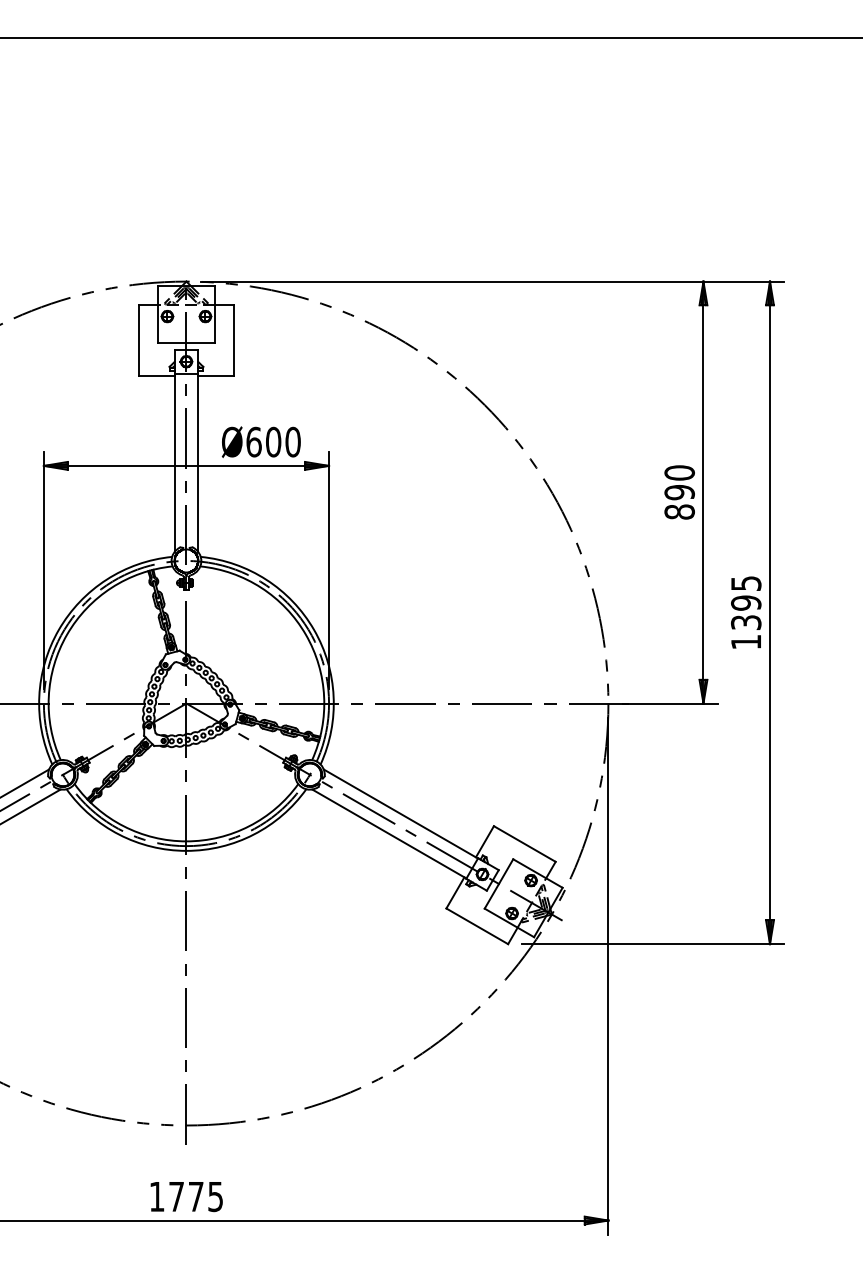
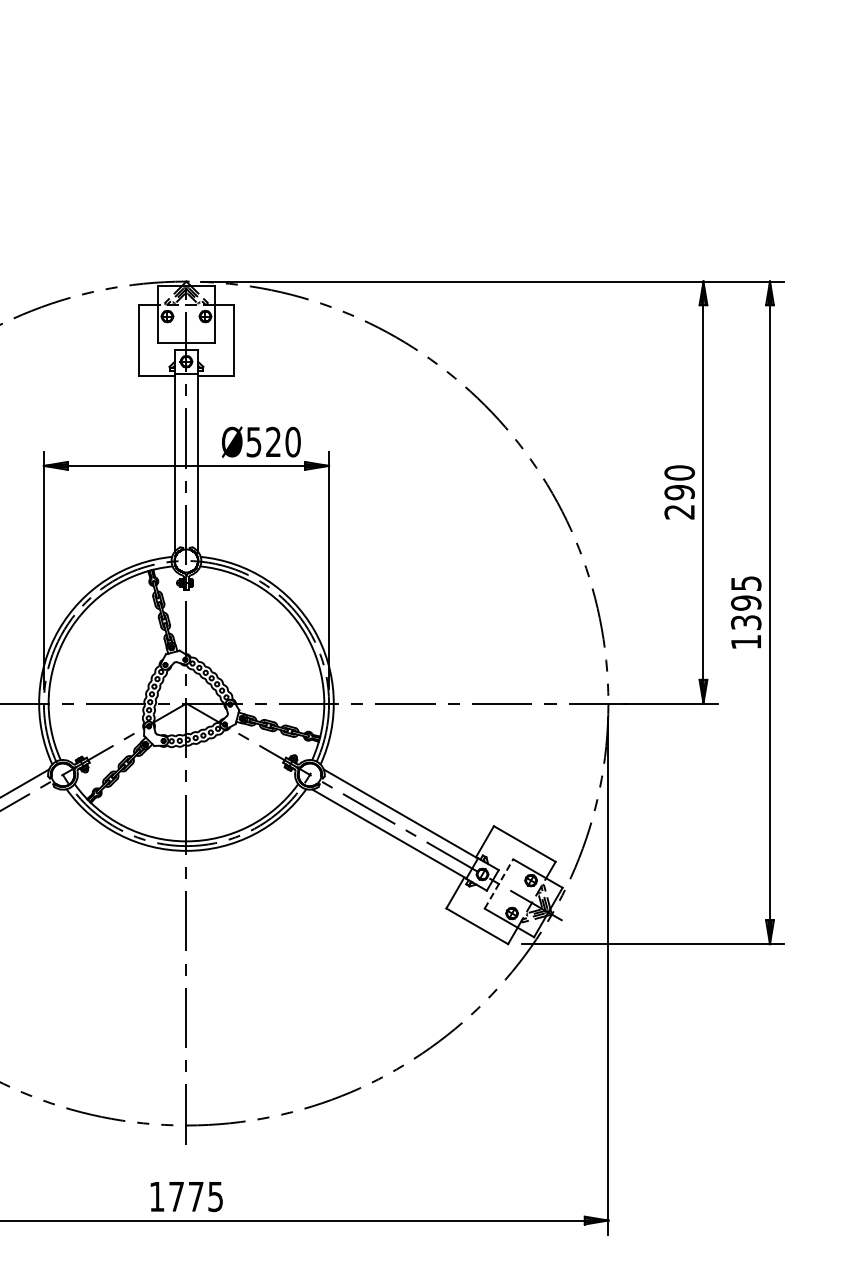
line: present -> none (430, 38)
text: Ø600 -> Ø520 (263, 441)
text: 890 -> 290 (679, 511)
line: present -> none (31, 806)
line: solid -> dashed (498, 883)
